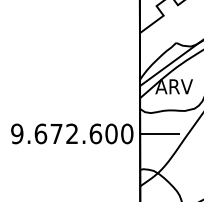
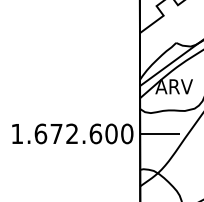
text: 9.672.600 -> 1.672.600 (17, 133)
